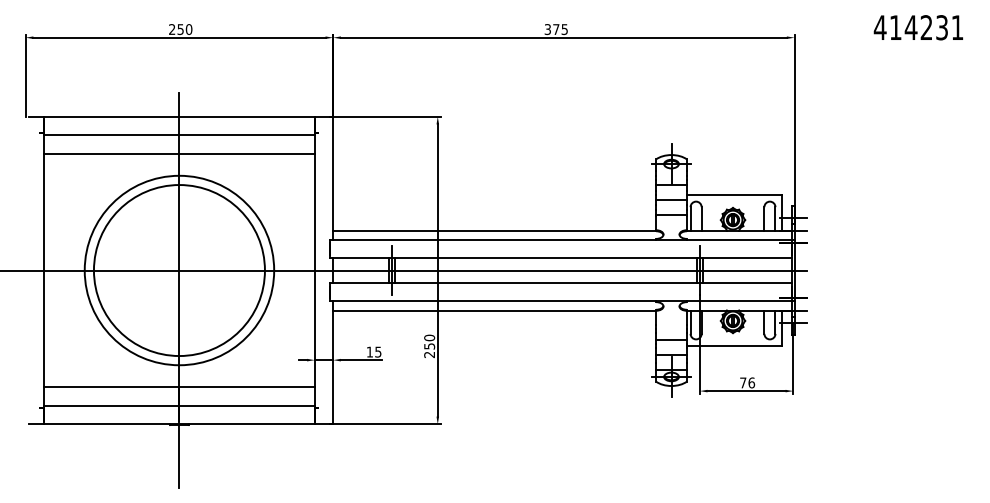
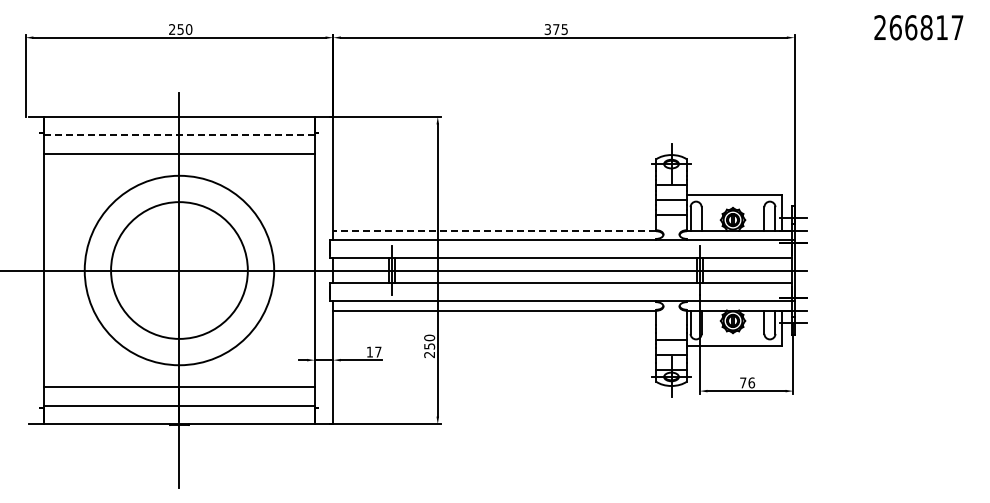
text: 414231 -> 266817 (918, 27)
line: solid -> dashed (179, 135)
line: solid -> dashed (494, 230)
circle diameter: 171 px -> 137 px (179, 270)
text: 15 -> 17 (378, 351)
